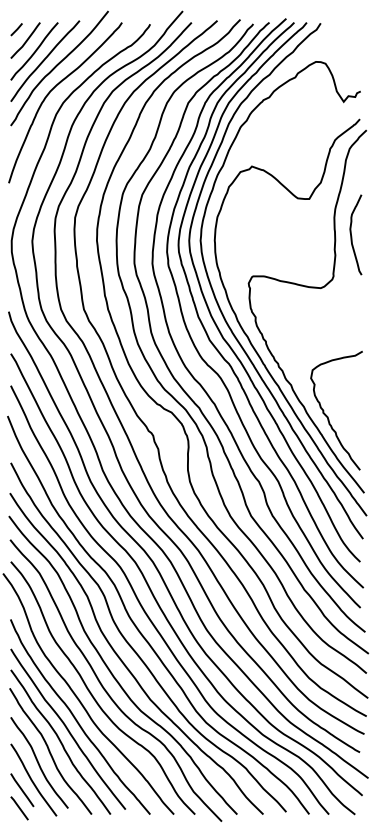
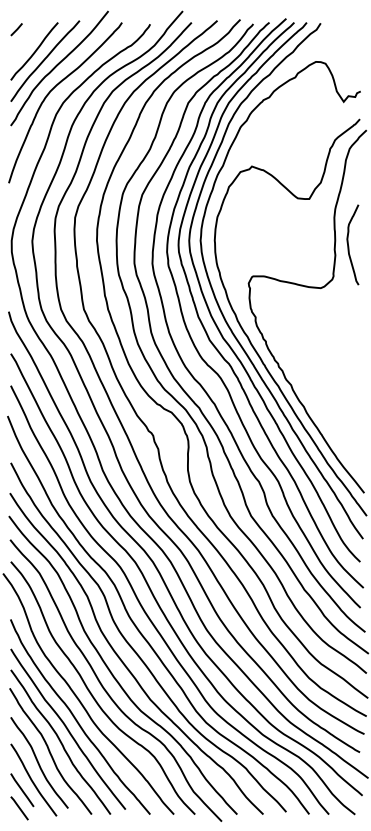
curve: present -> none (25, 40)
curve position: (352, 236) -> (349, 246) (349, 246)
curve: present -> none (328, 416)
